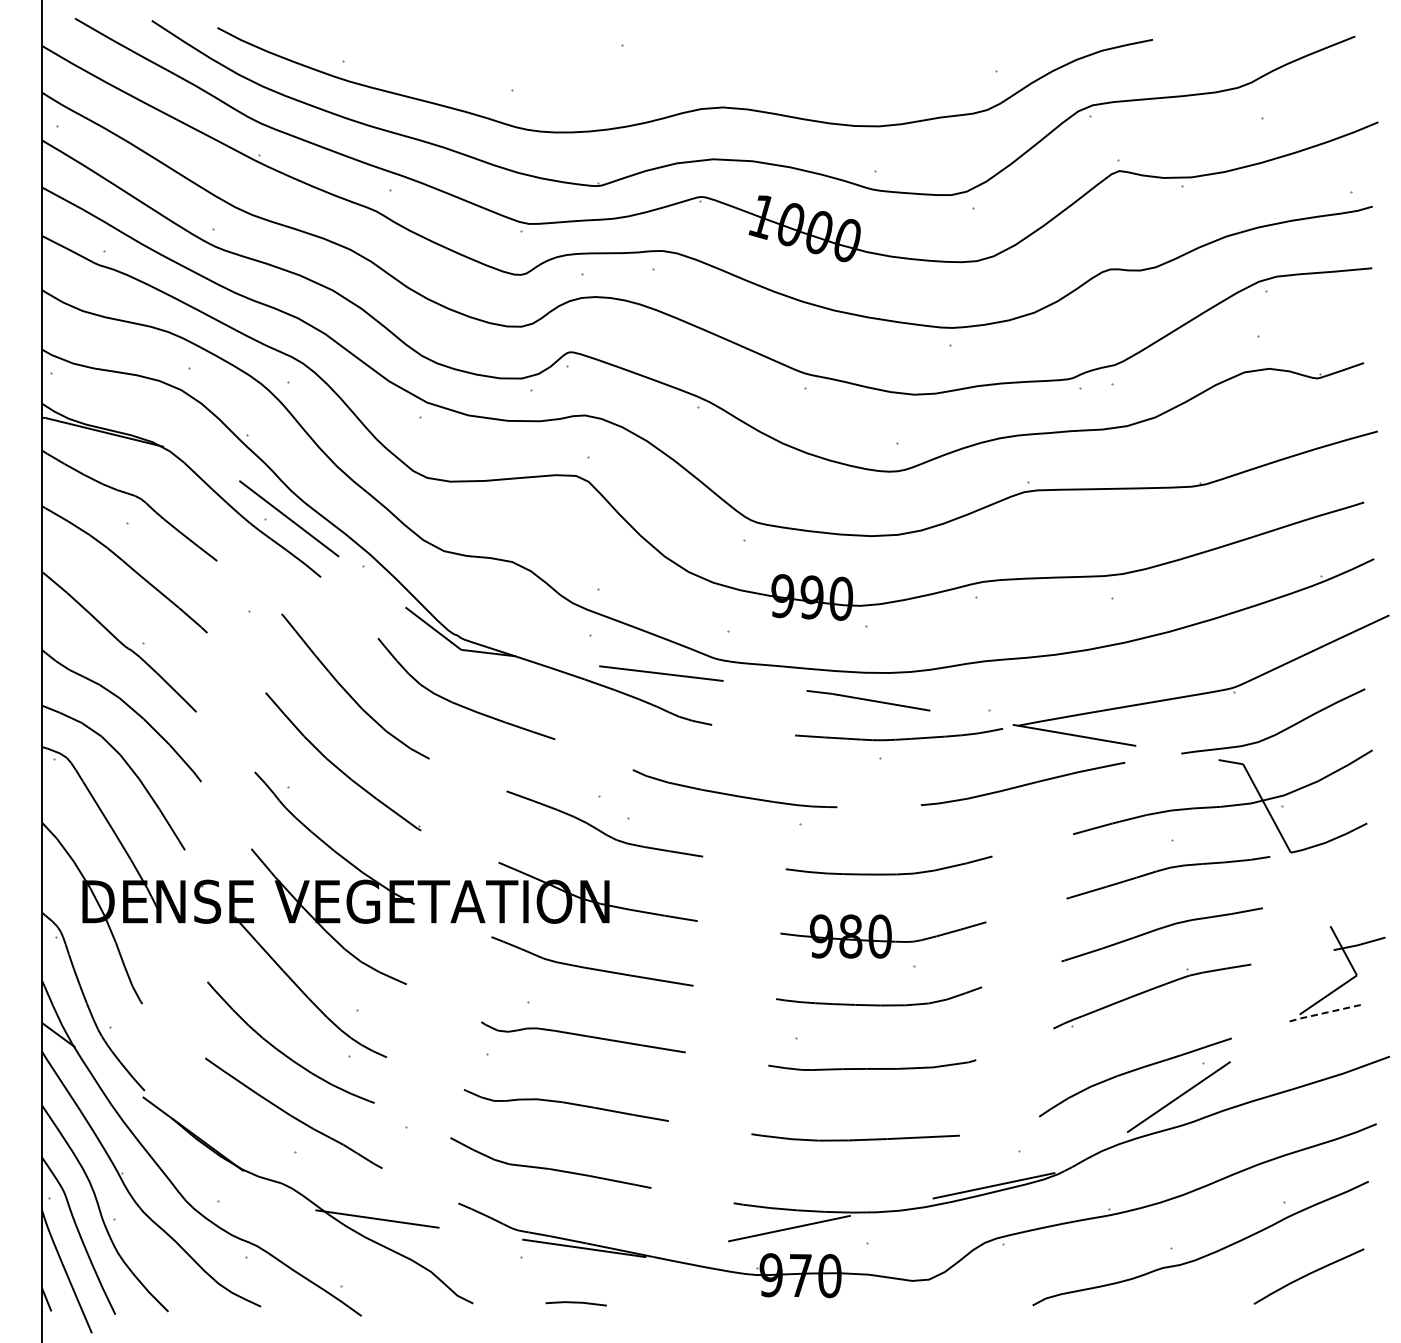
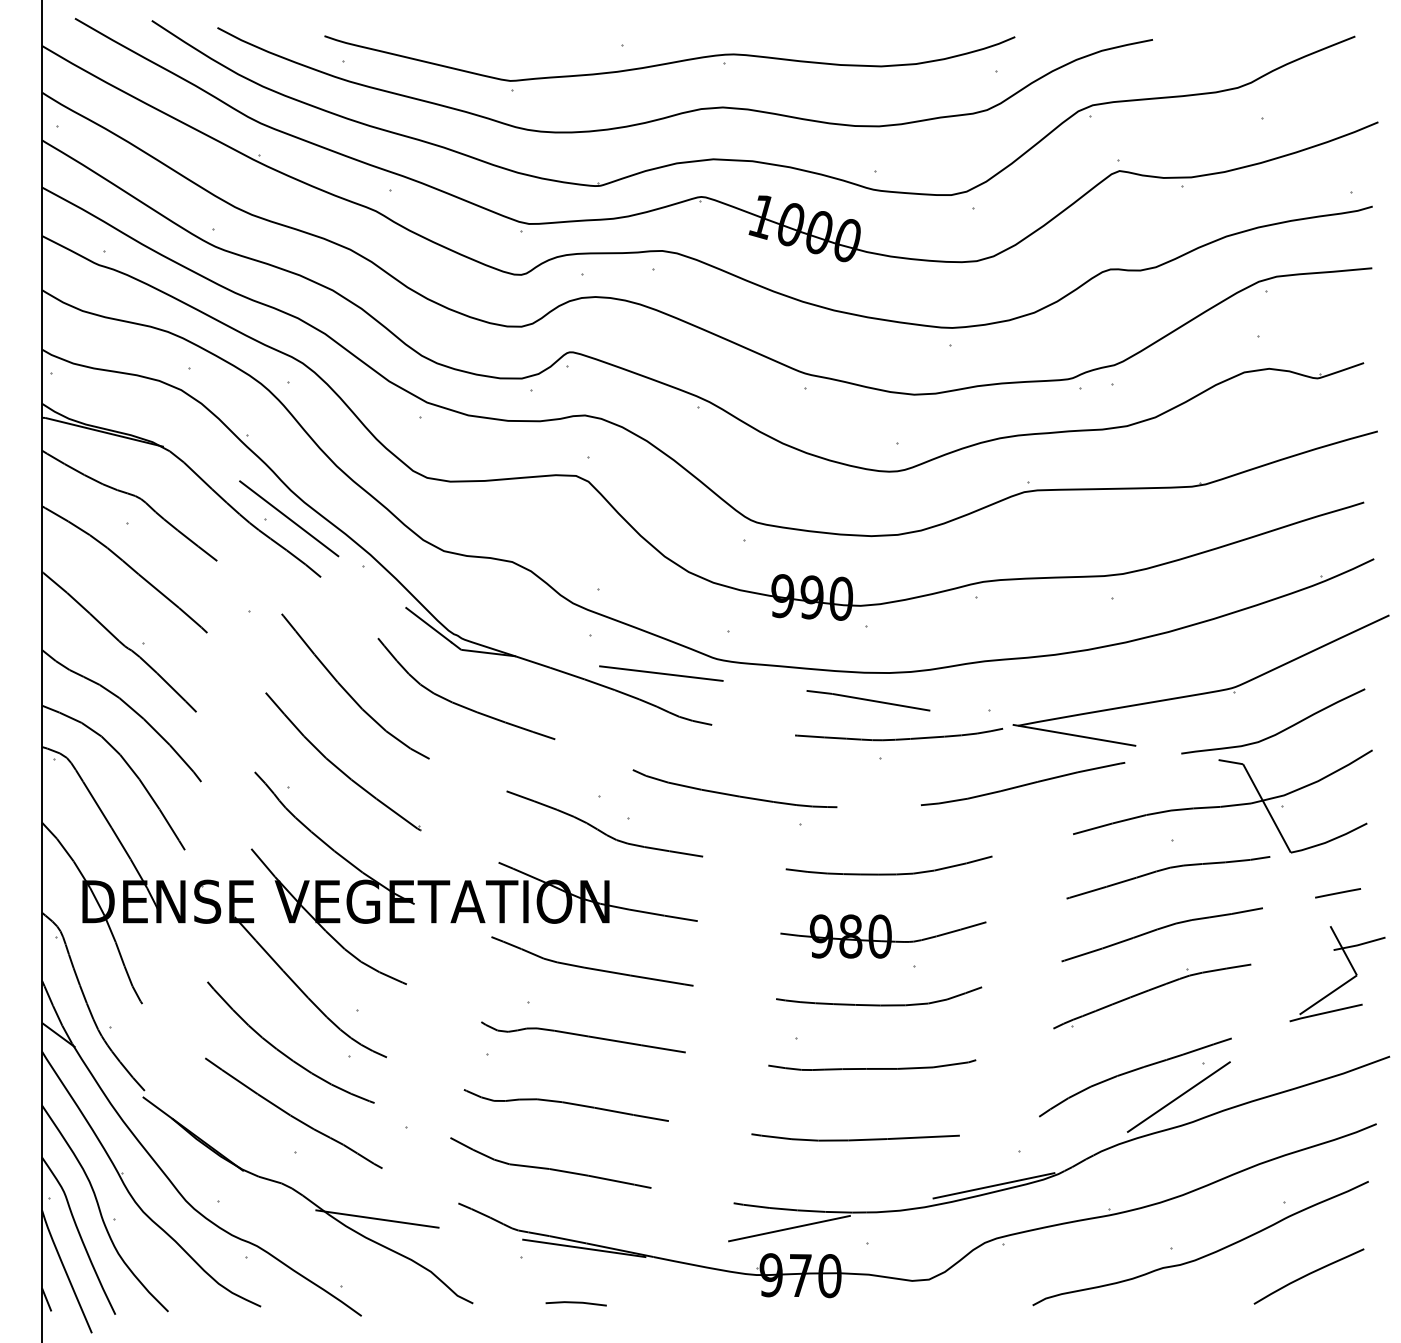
part: none -> present (669, 58)
line: none -> present (1338, 893)
line: dashed -> solid (1326, 1012)
